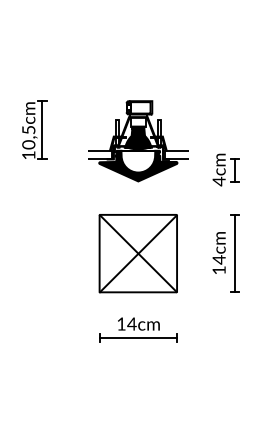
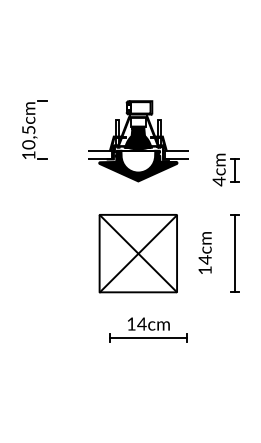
line: present -> none (42, 130)
text position: (218, 252) -> (204, 252) (204, 252)
part position: (138, 329) -> (148, 329) (148, 329)
